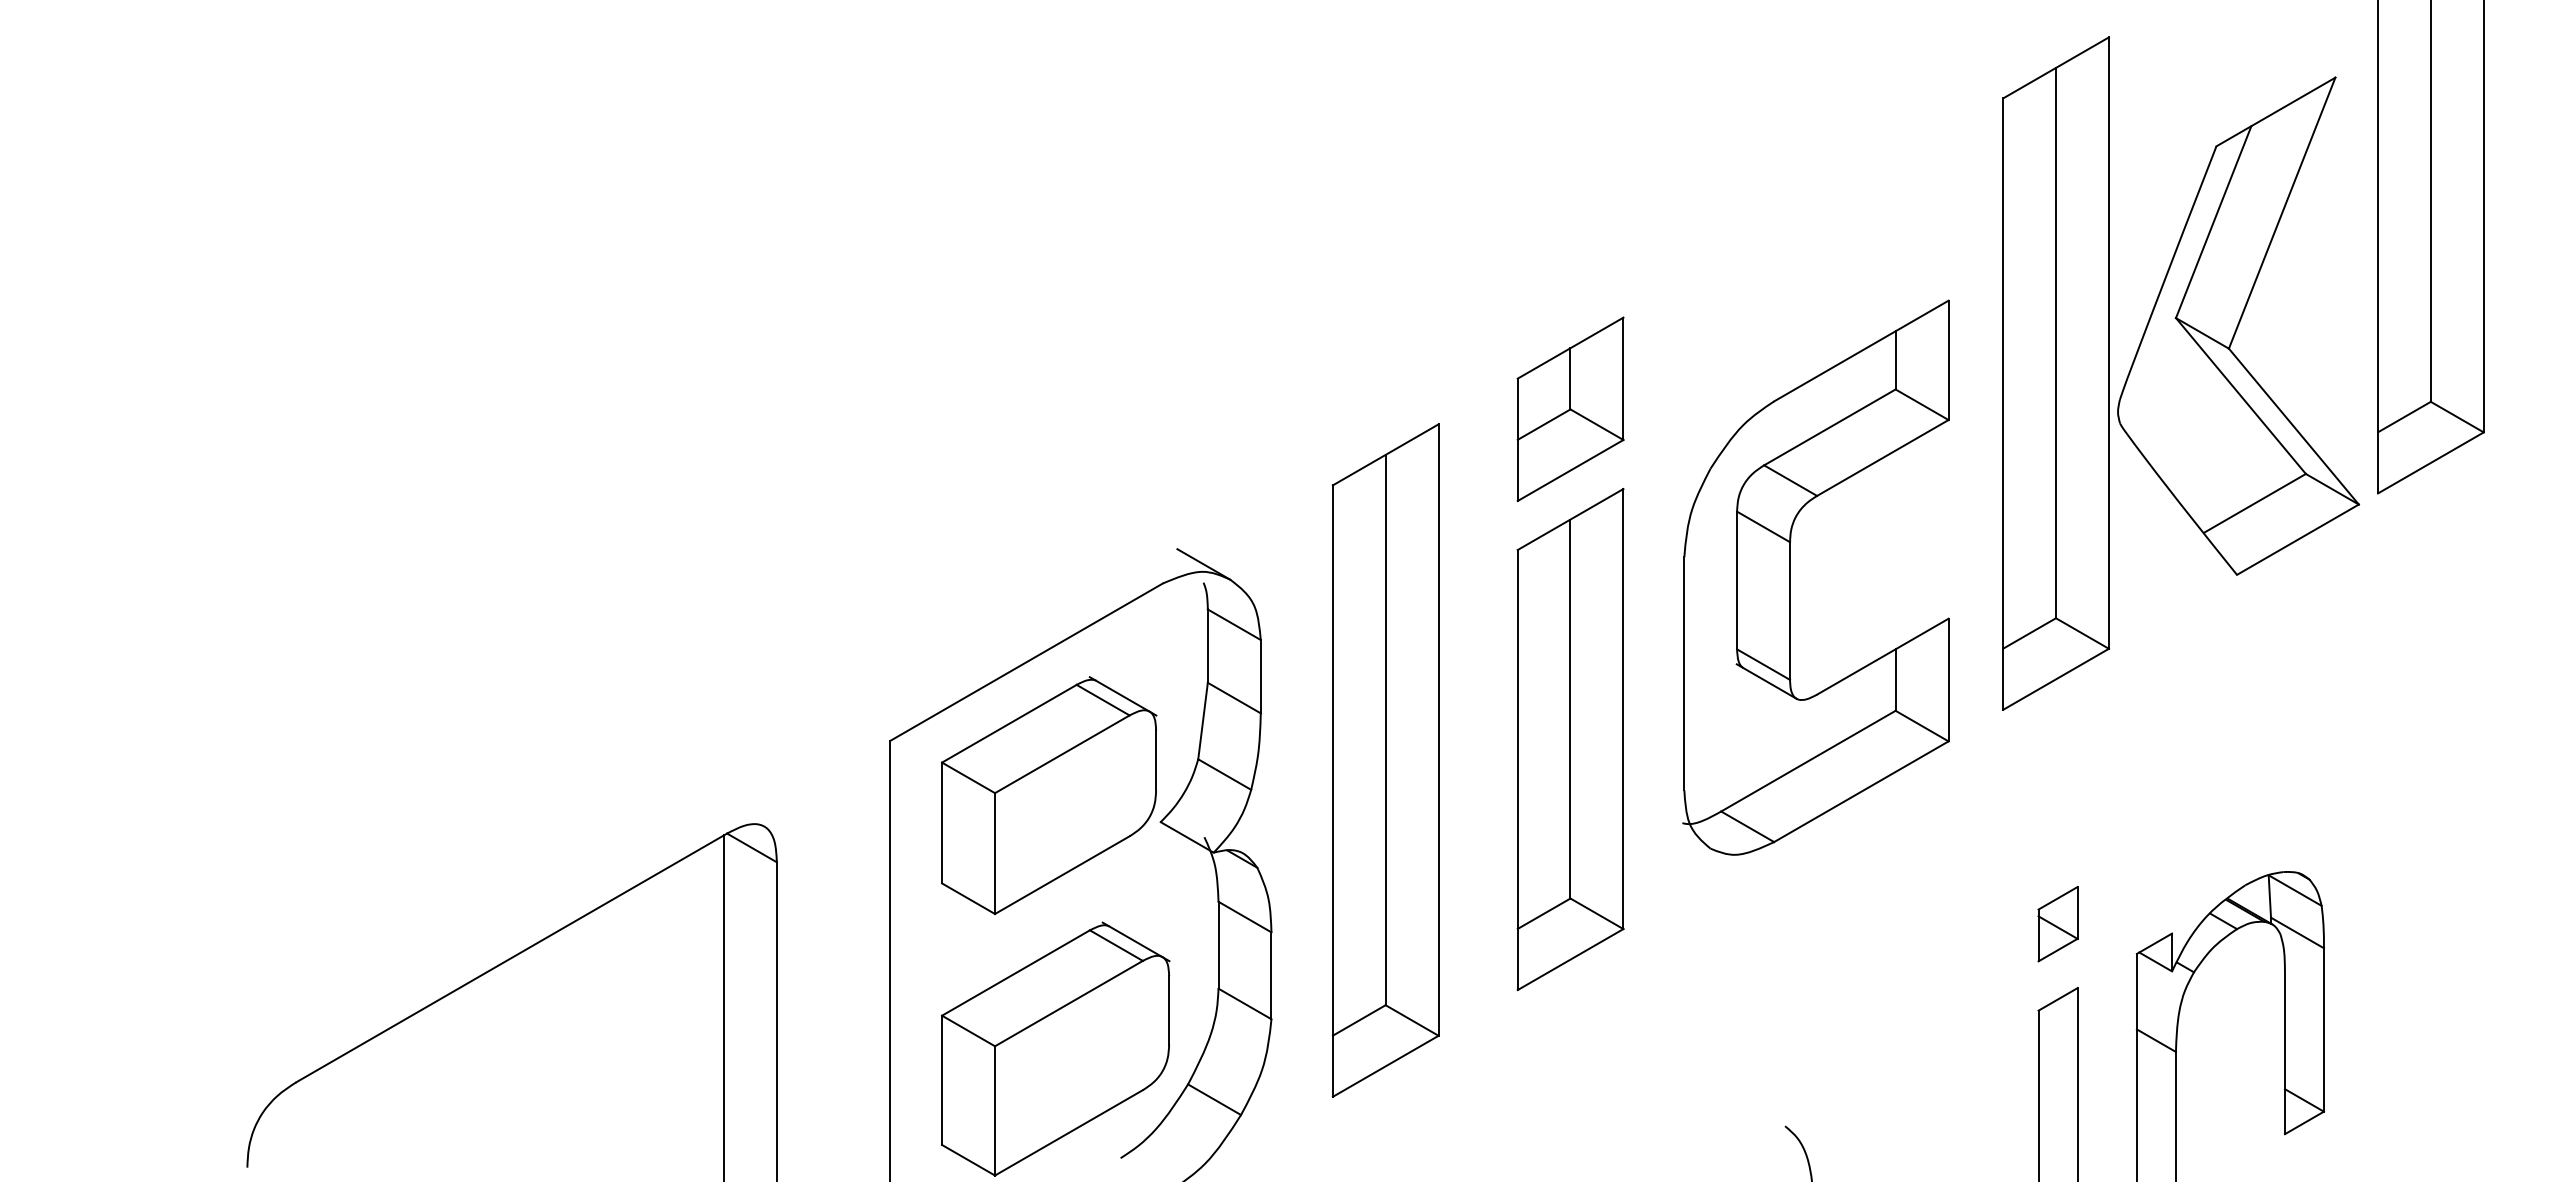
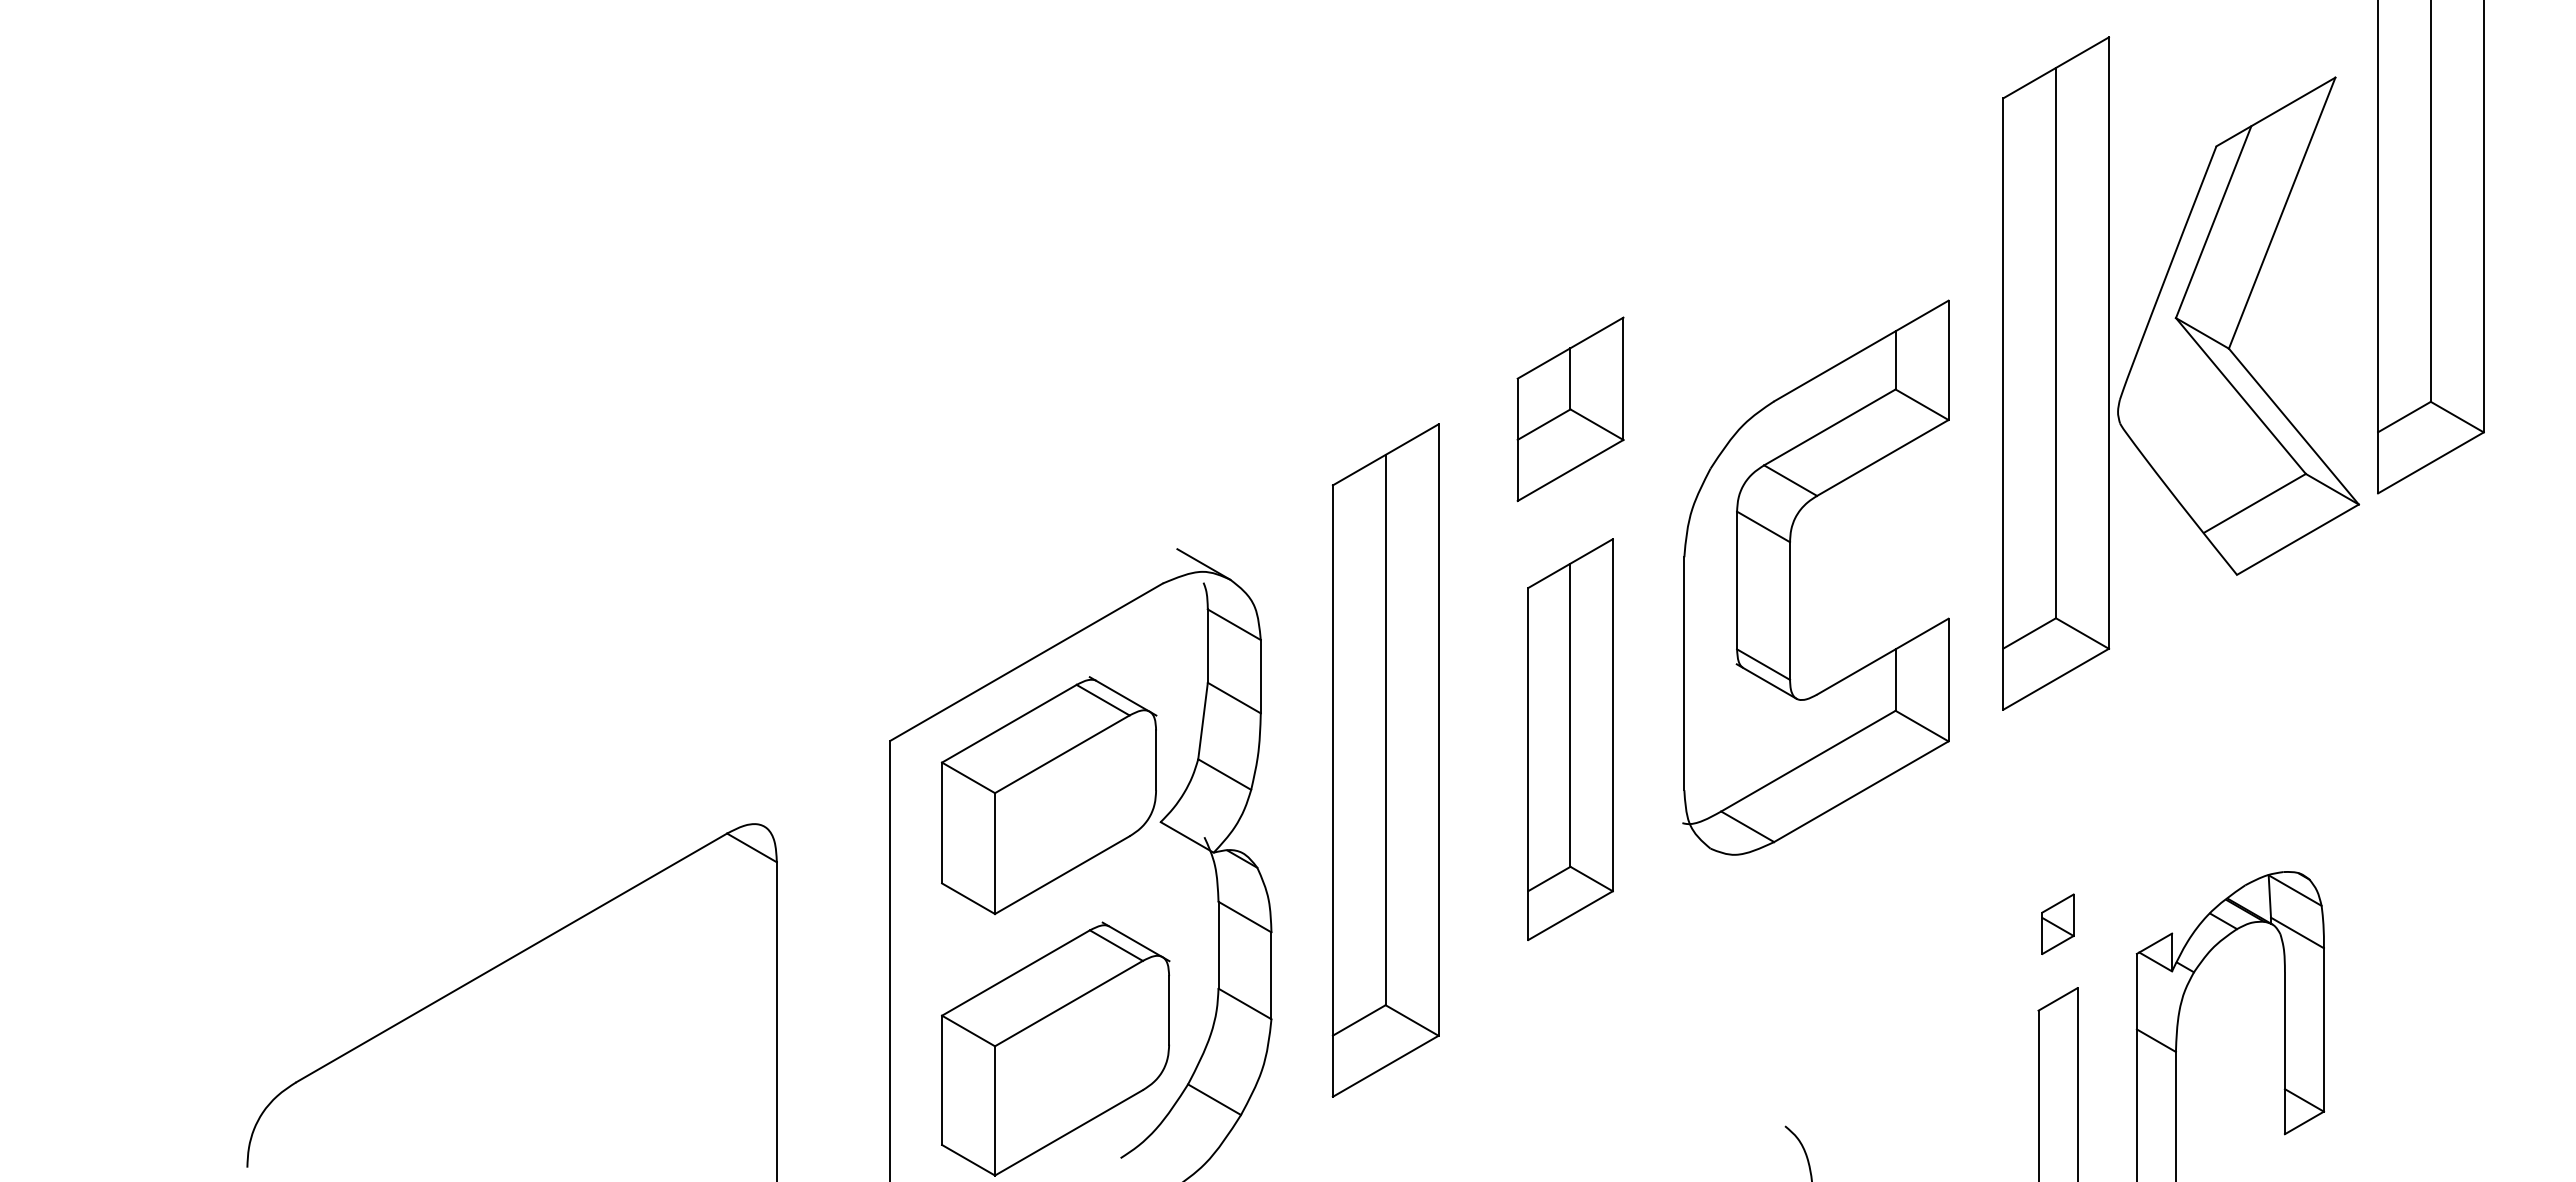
part size: 109x504 px -> 87x403 px (1570, 739)
part size: 42x77 px -> 34x62 px (2057, 923)
line: present -> none (723, 1006)
